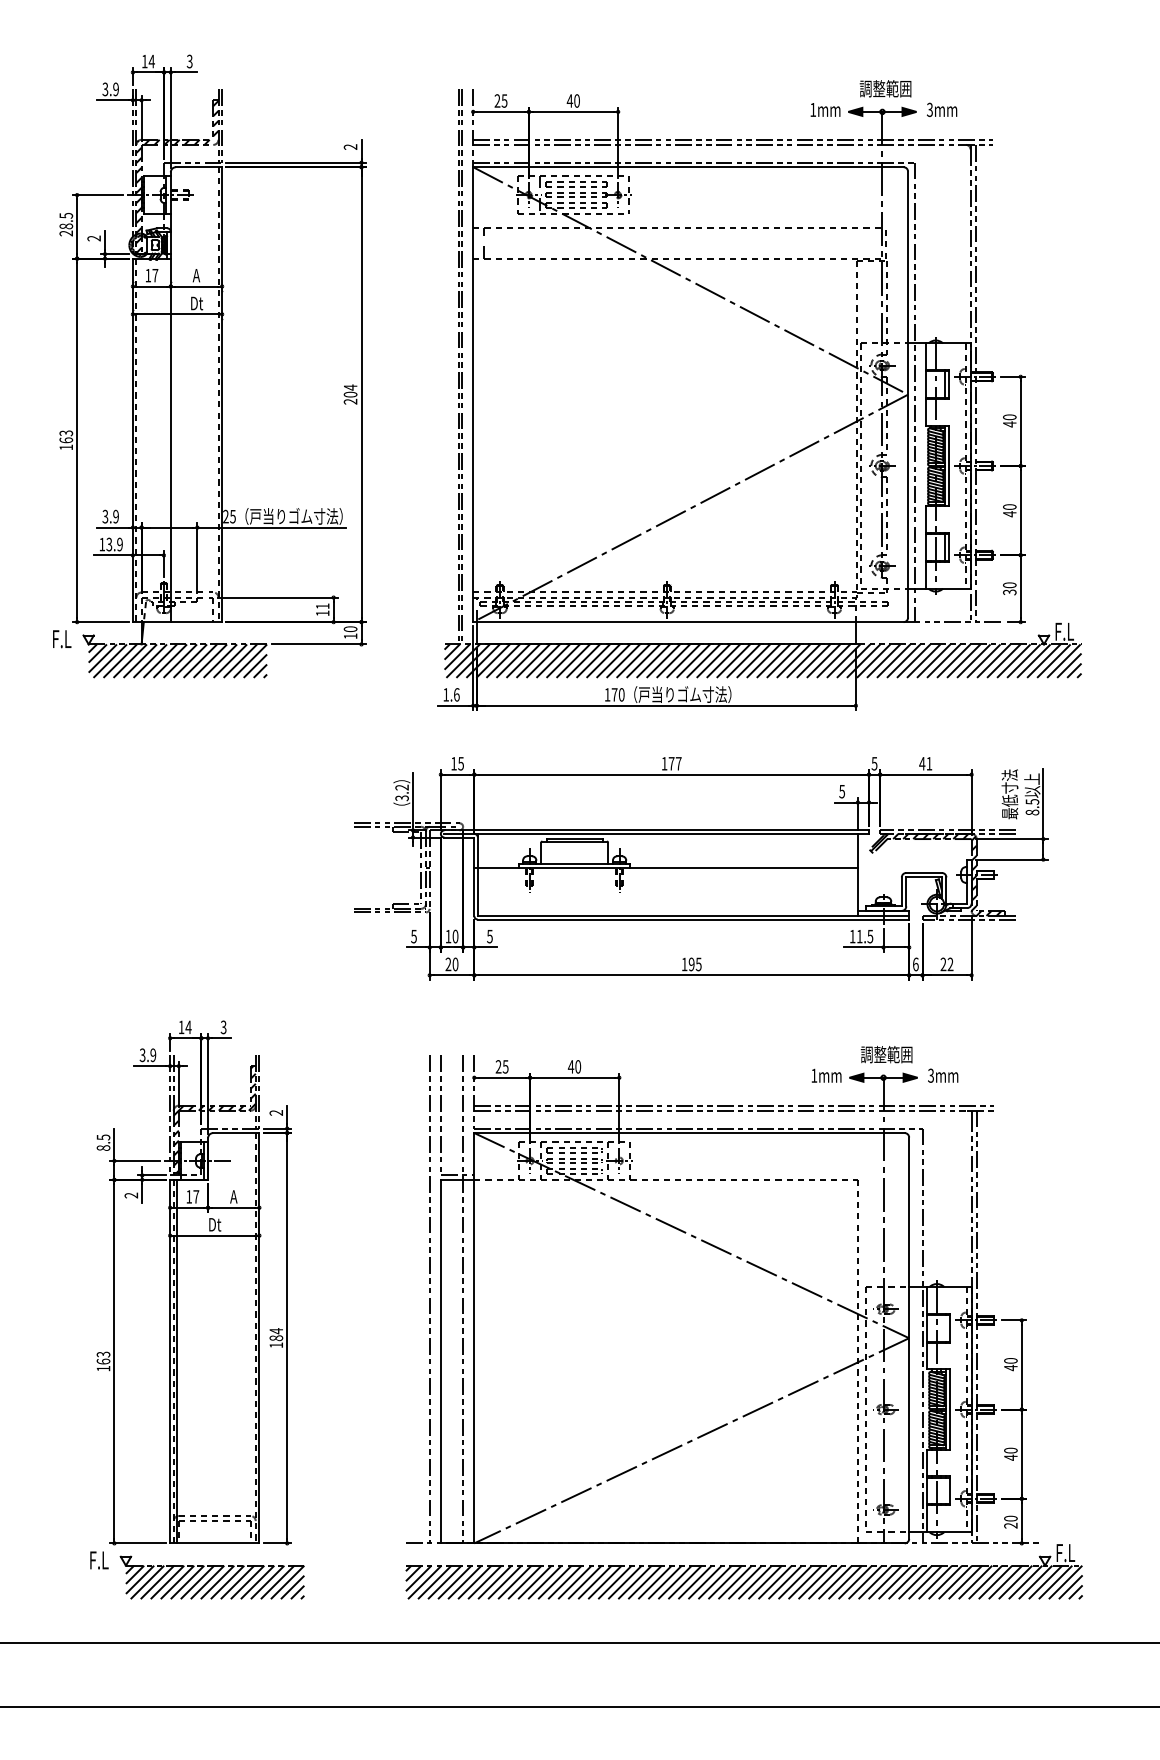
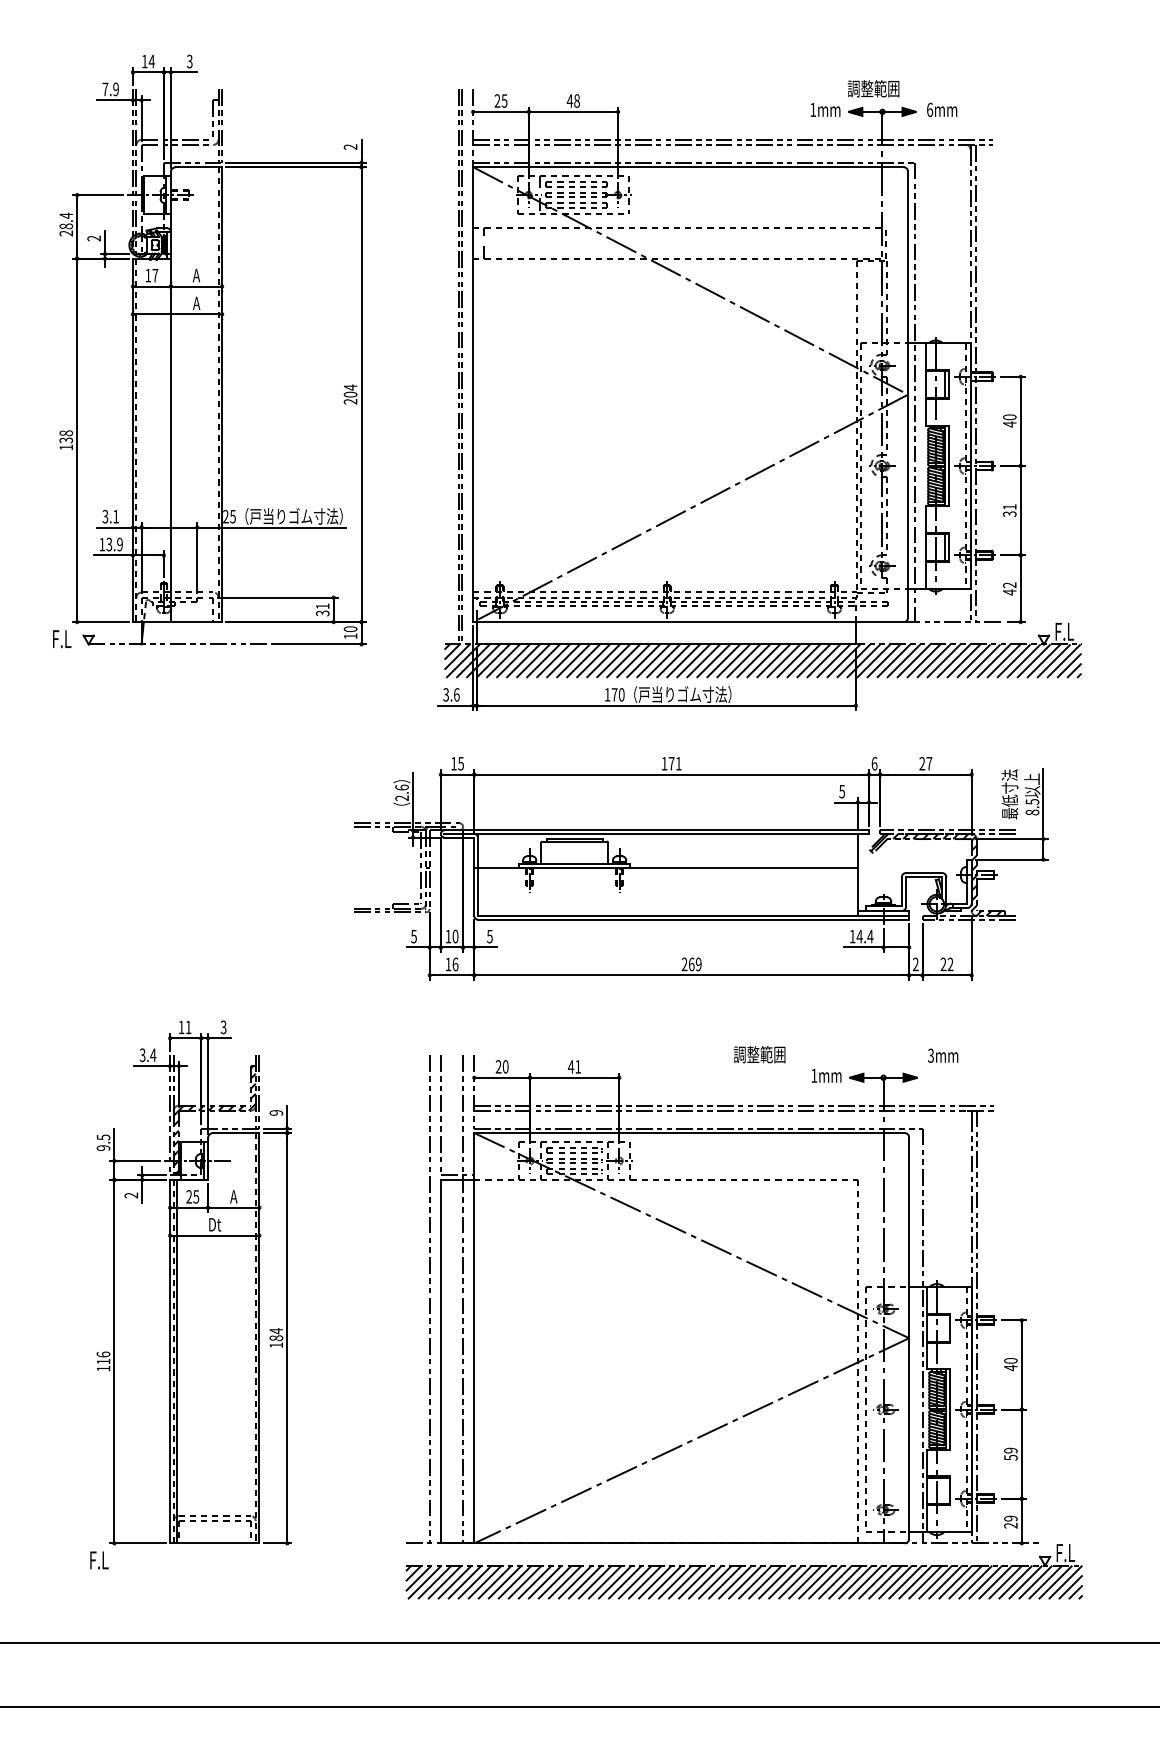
text position: (885, 88) -> (873, 88) (873, 88)
text: 3.9 -> 7.9 (105, 89)
text: 40 -> 48 (576, 100)
text: 3mm -> 6mm (929, 109)
hatch: present -> none (177, 176)
text: 28.5 -> 28.4 (66, 215)
text: Dt -> A (197, 303)
text: 163 -> 138 (66, 436)
text: 40 -> 31 (1009, 510)
text: 3.9 -> 3.1 (115, 516)
text: 30 -> 42 (1009, 588)
text: 11 -> 31 (322, 613)
hatch: present -> none (177, 660)
text: 1.6 -> 3.6 (445, 694)
text: 177 -> 171 (678, 763)
text: 5 -> 6 (874, 763)
text: 41 -> 27 (925, 763)
text: 3.2 -> 2.6 (401, 792)
text: 11.5 -> 14.4 (864, 936)
text: 20 -> 16 (451, 964)
text: 195 -> 269 (691, 964)
text: 6 -> 2 (915, 964)
text: 14 -> 11 (188, 1027)
text position: (886, 1054) -> (759, 1054) (759, 1054)
text: 3.9 -> 3.4 (153, 1055)
text: 25 -> 20 (505, 1066)
text: 40 -> 41 (578, 1066)
text position: (943, 1075) -> (943, 1055) (943, 1055)
text: 2 -> 9 (276, 1112)
text: 8.5 -> 9.5 (103, 1147)
text: 17 -> 25 (192, 1196)
text: 163 -> 116 (103, 1357)
text: 40 -> 59 (1010, 1453)
text: 20 -> 29 (1010, 1518)
part: present -> none (211, 1577)
